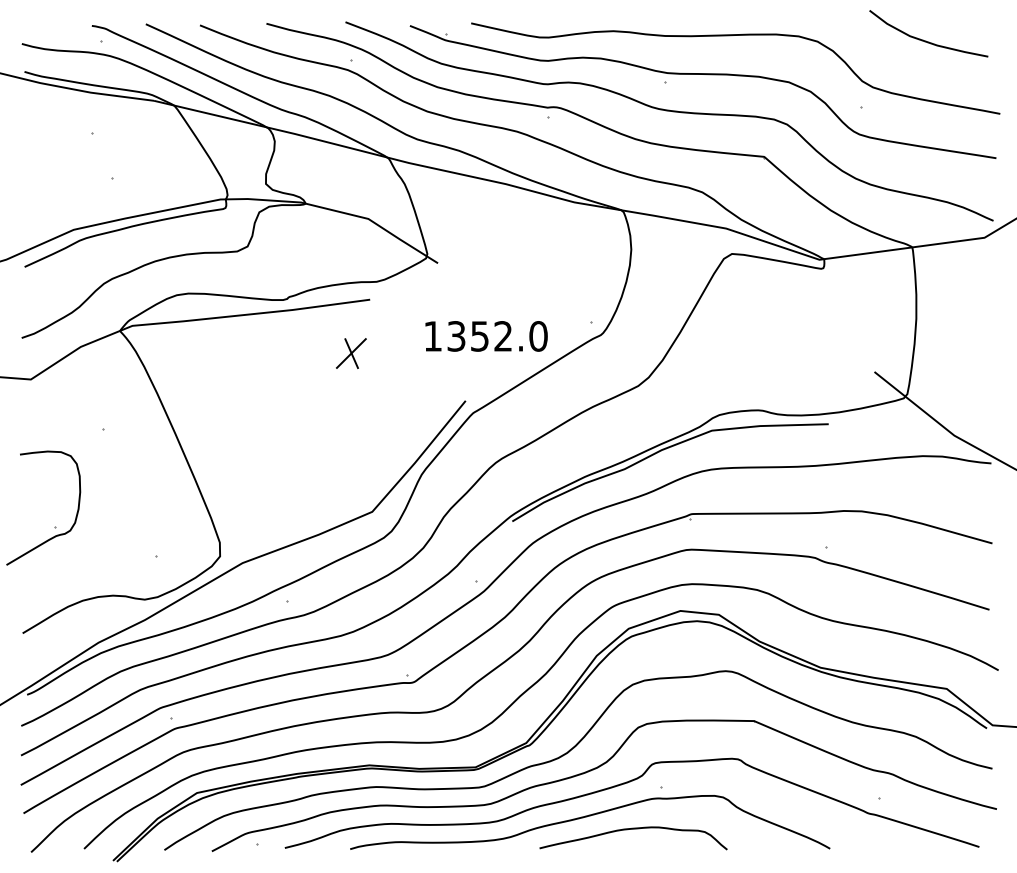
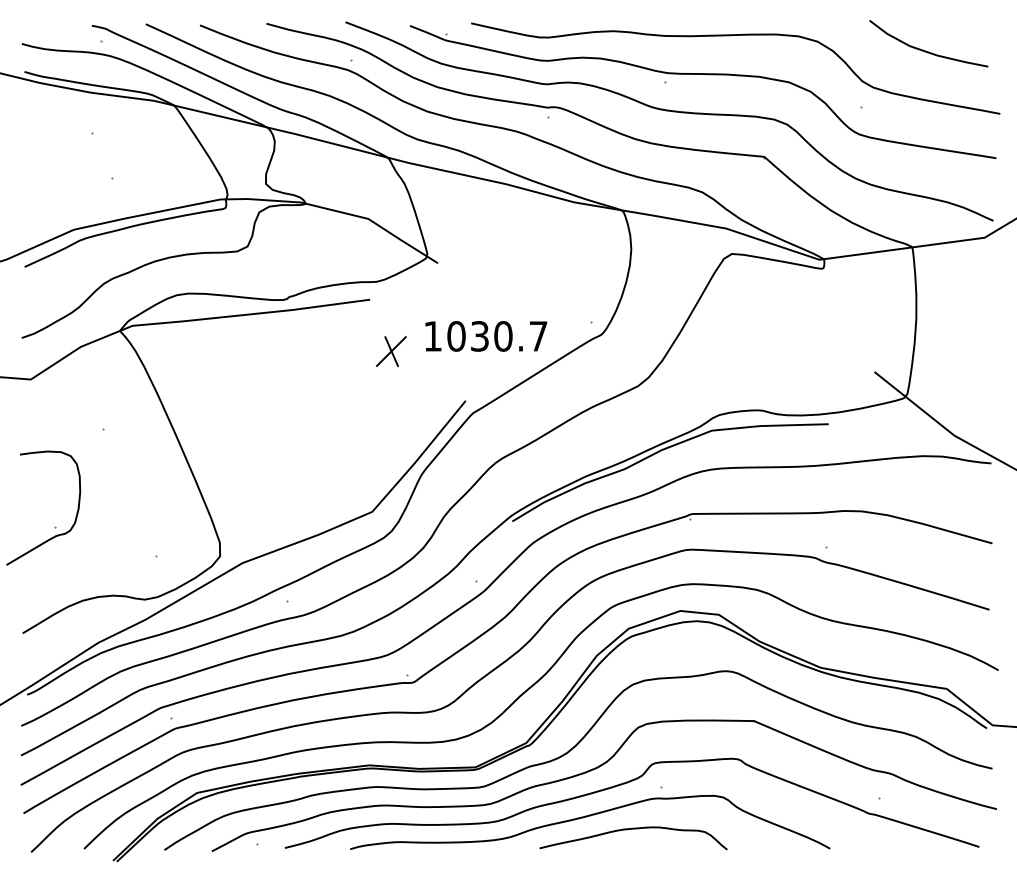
curve position: (926, 40) -> (926, 50) (926, 50)
text: 1352.0 -> 1030.7 (497, 336)
part position: (351, 353) -> (391, 351) (391, 351)
